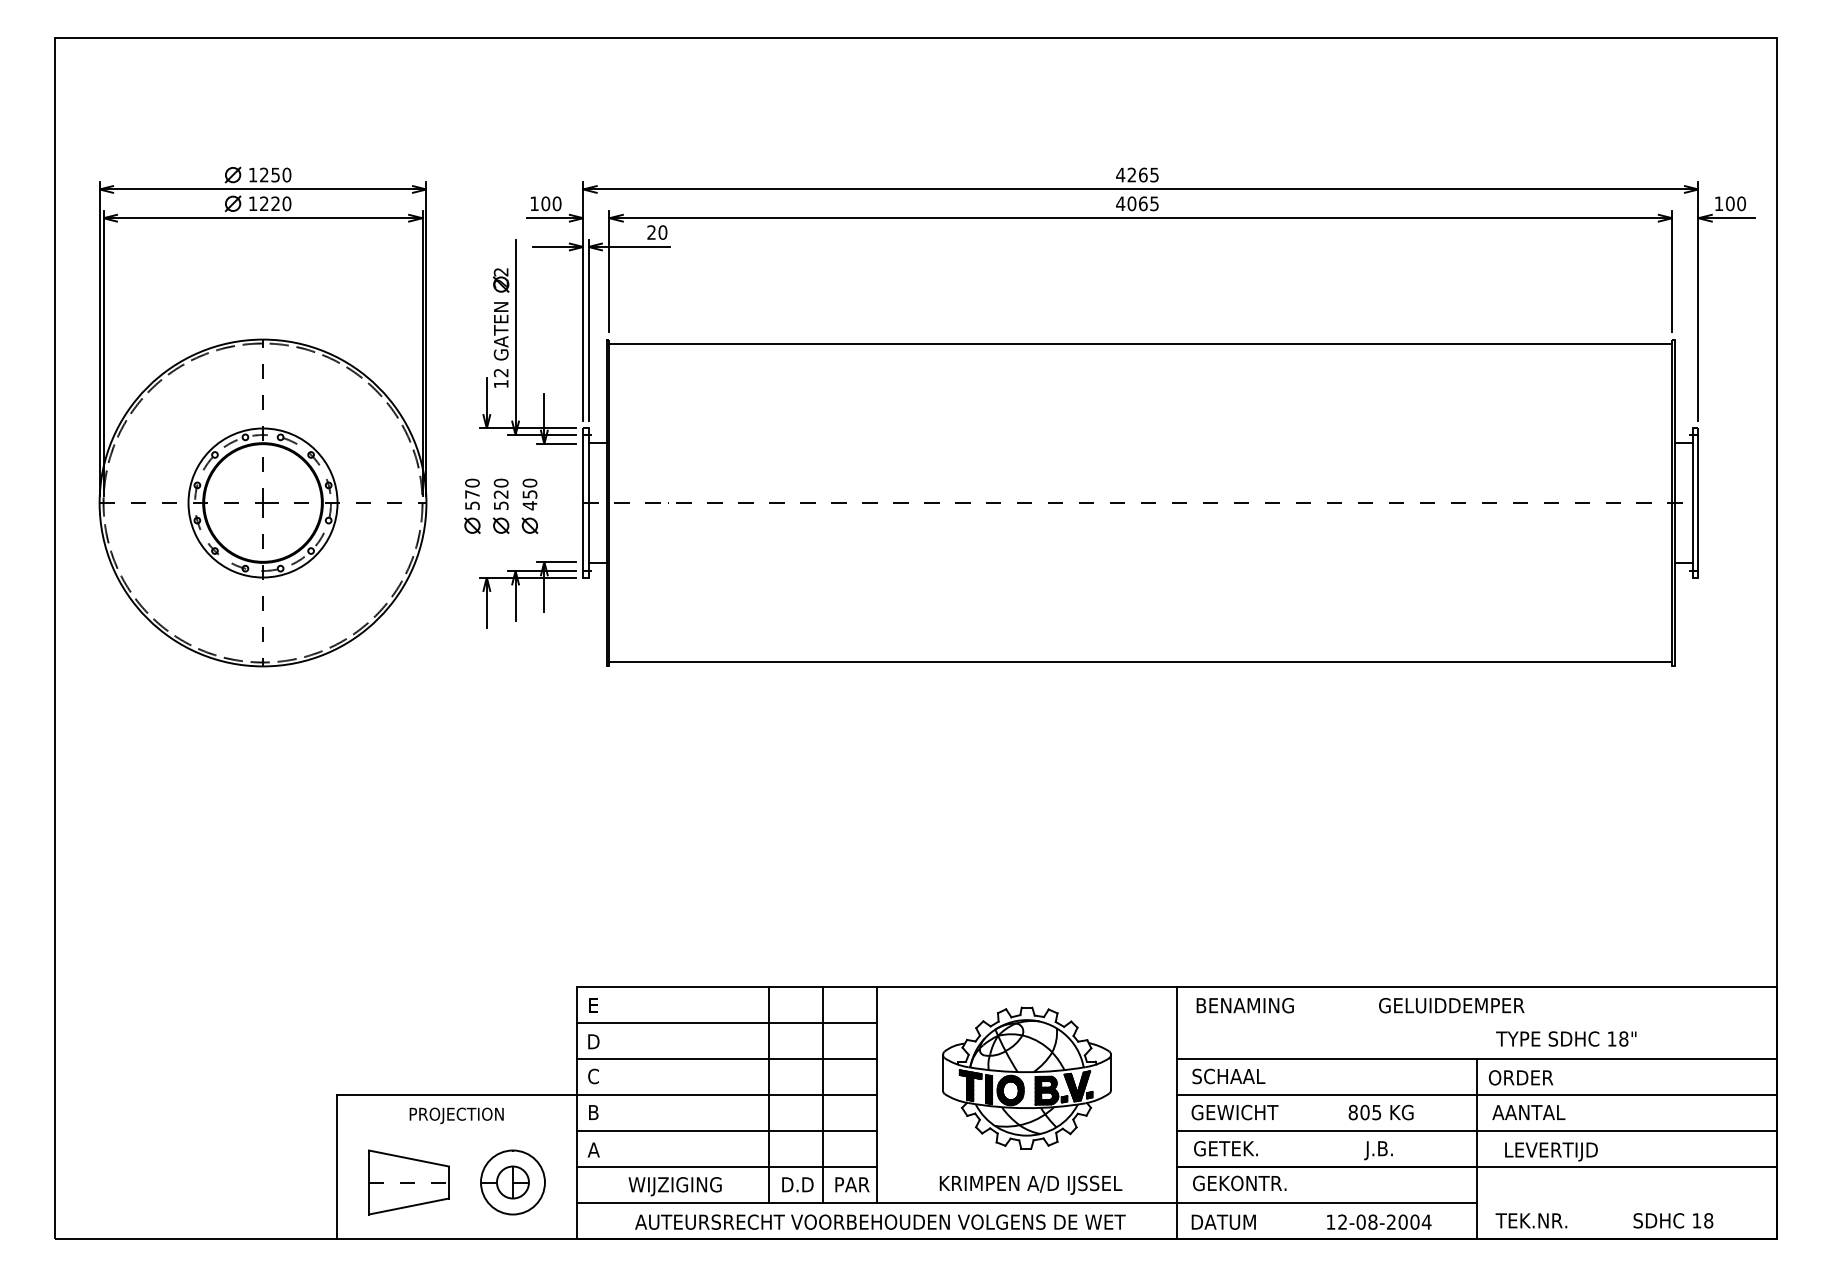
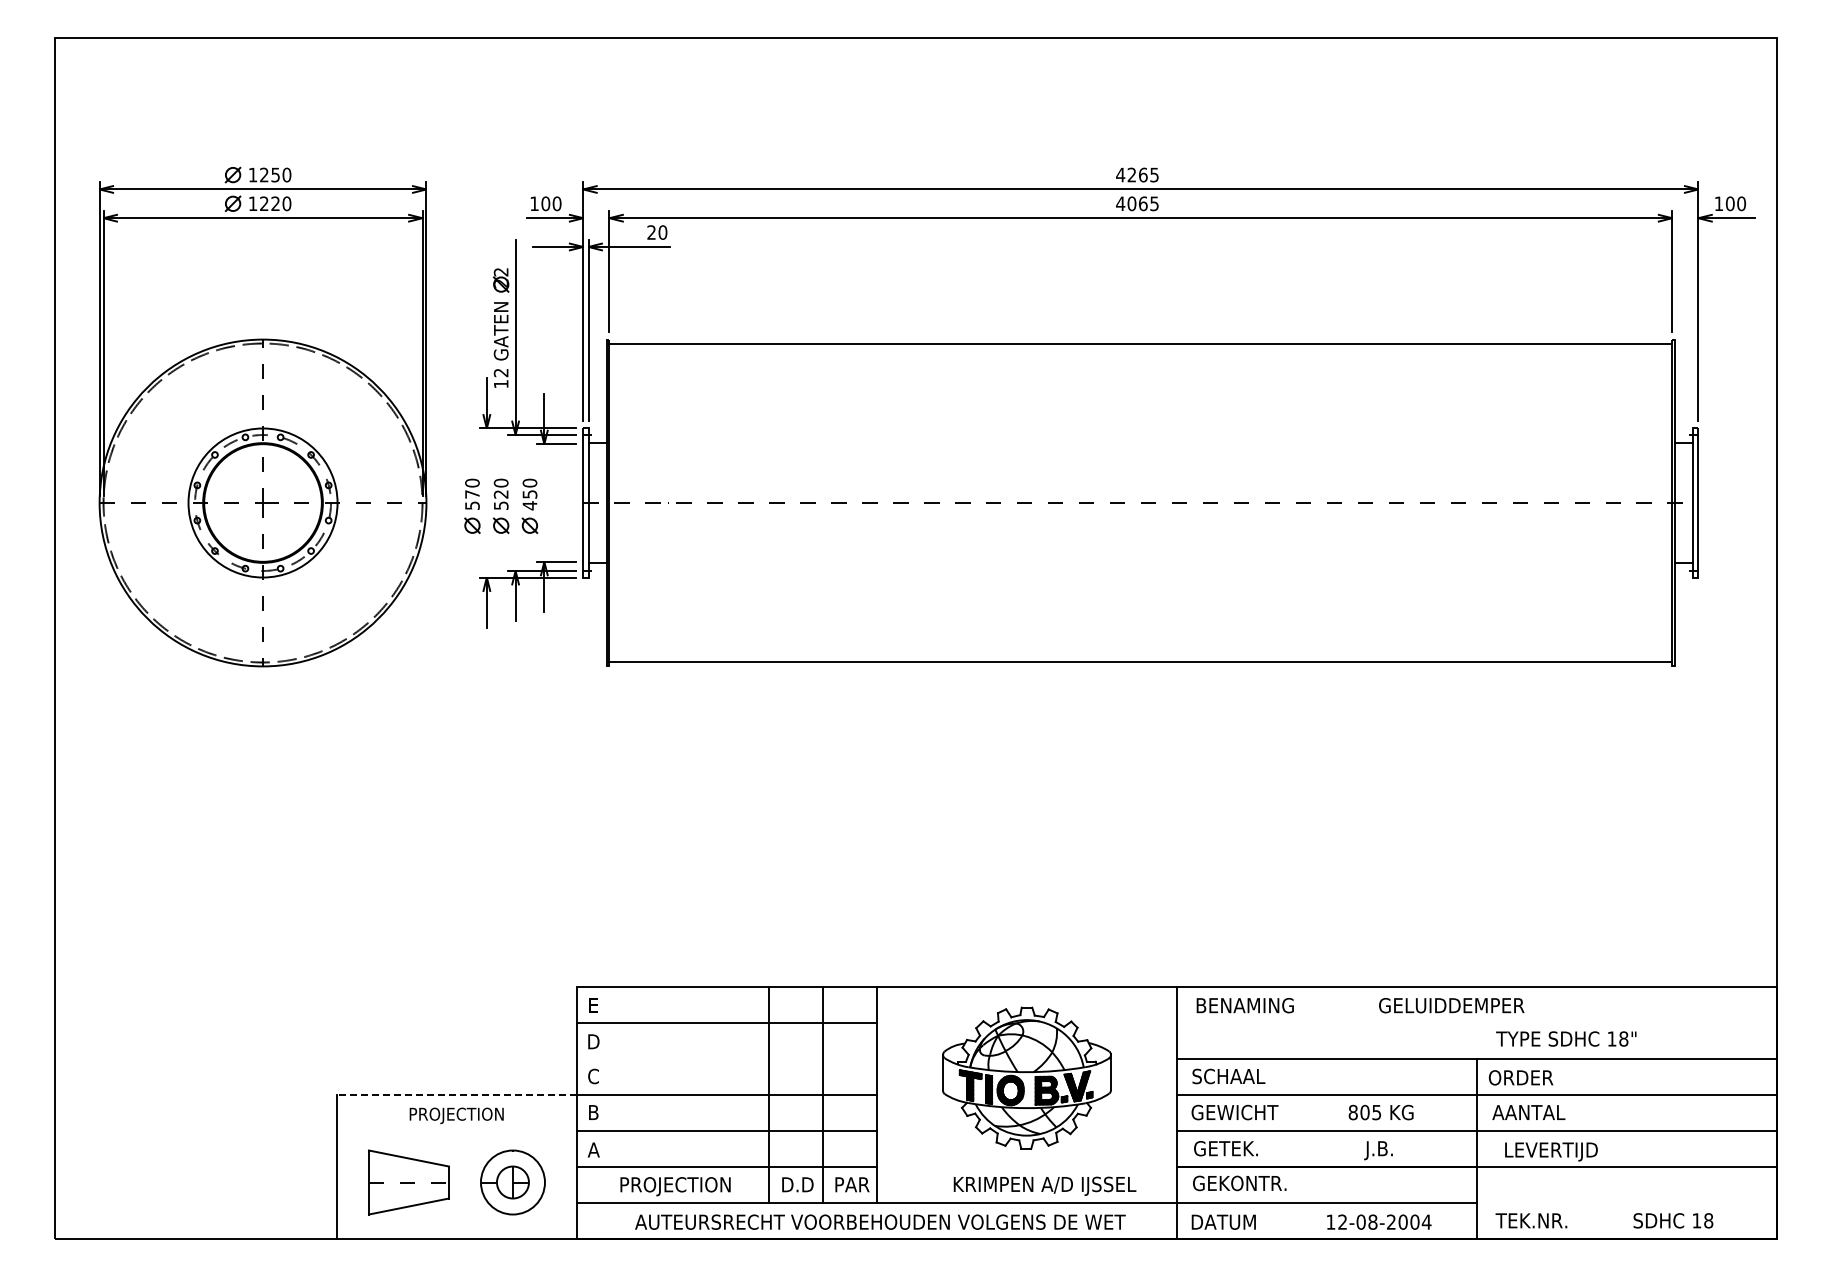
line: present -> none (726, 1058)
line: solid -> dashed (456, 1094)
text position: (1030, 1184) -> (1044, 1185) (1044, 1185)
text: WIJZIGING -> PROJECTION (675, 1186)
